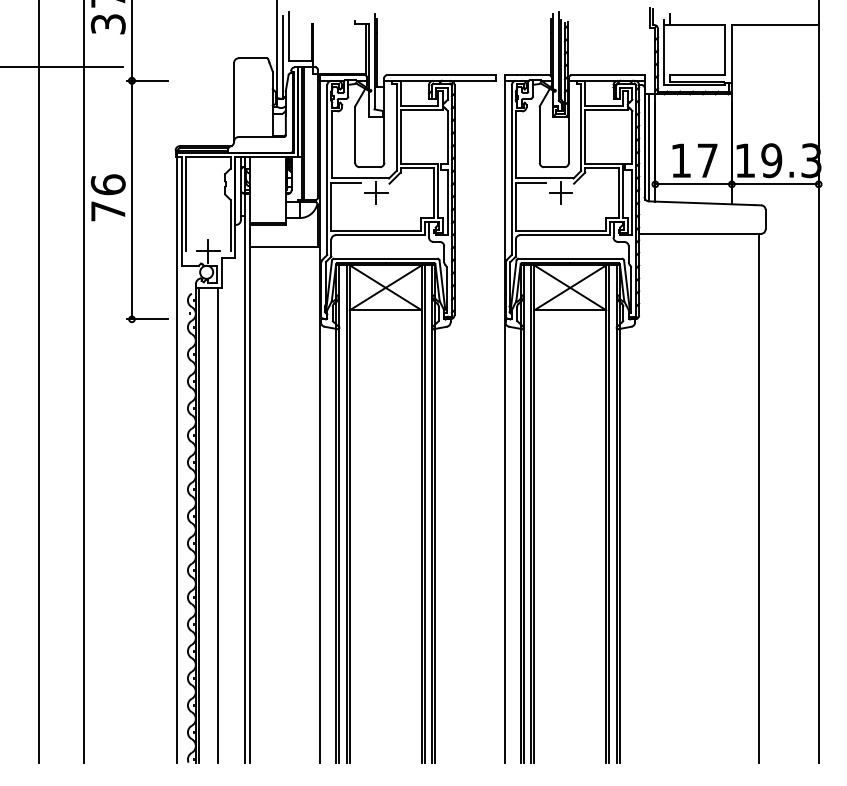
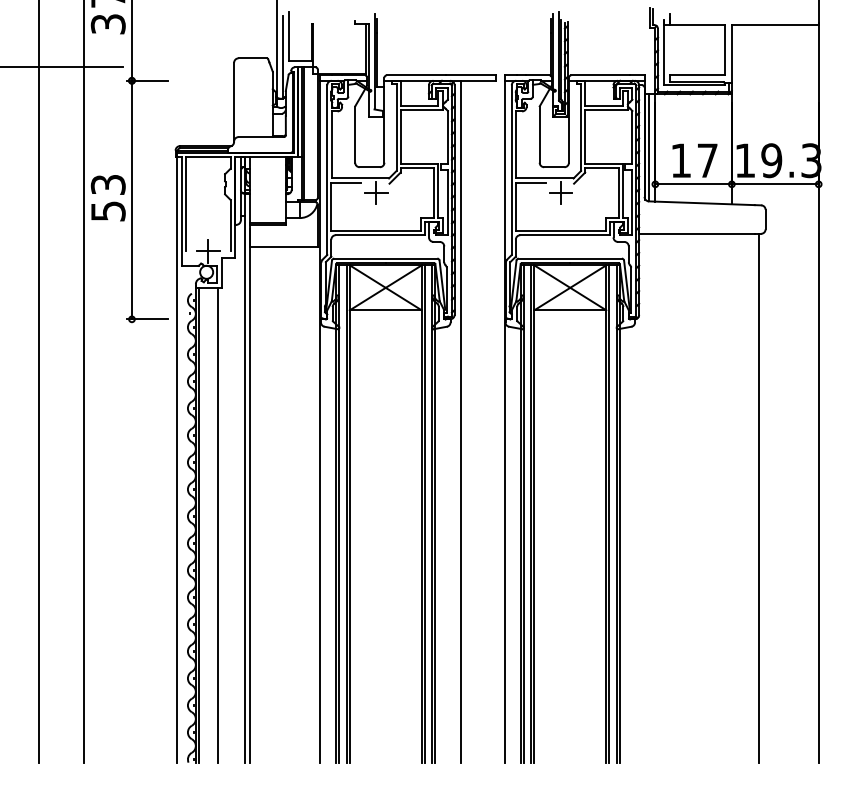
text: 76 -> 53 (107, 197)
line: none -> present (460, 421)
